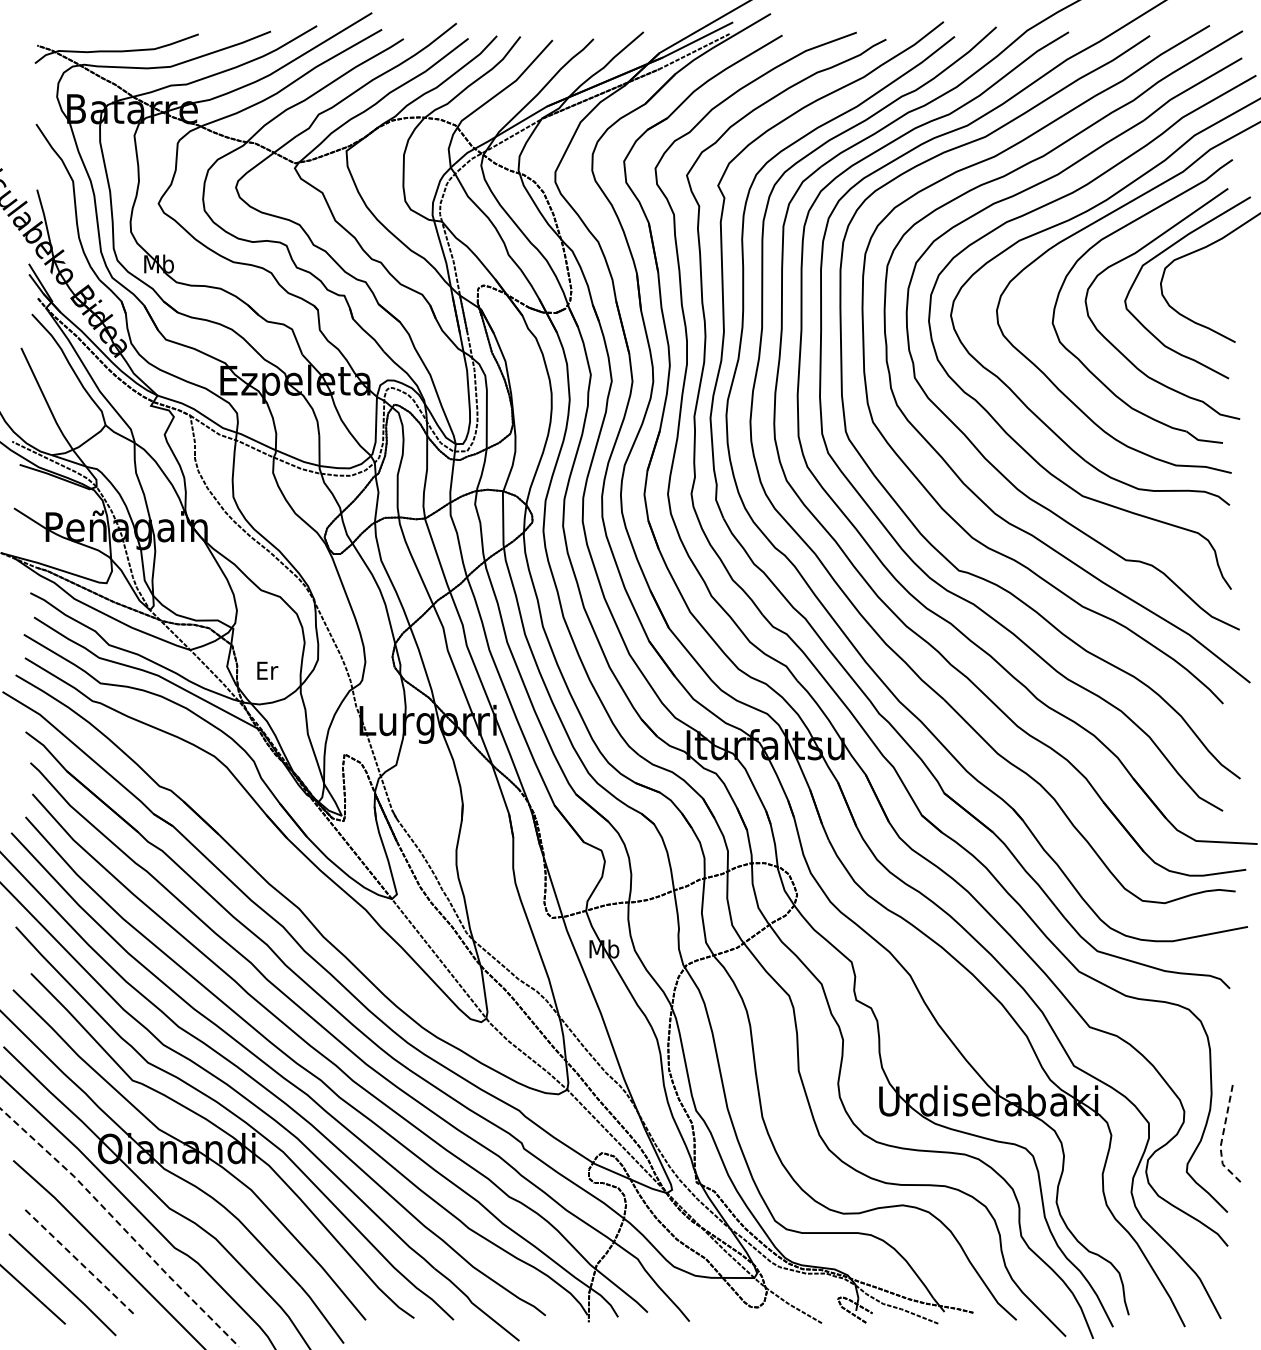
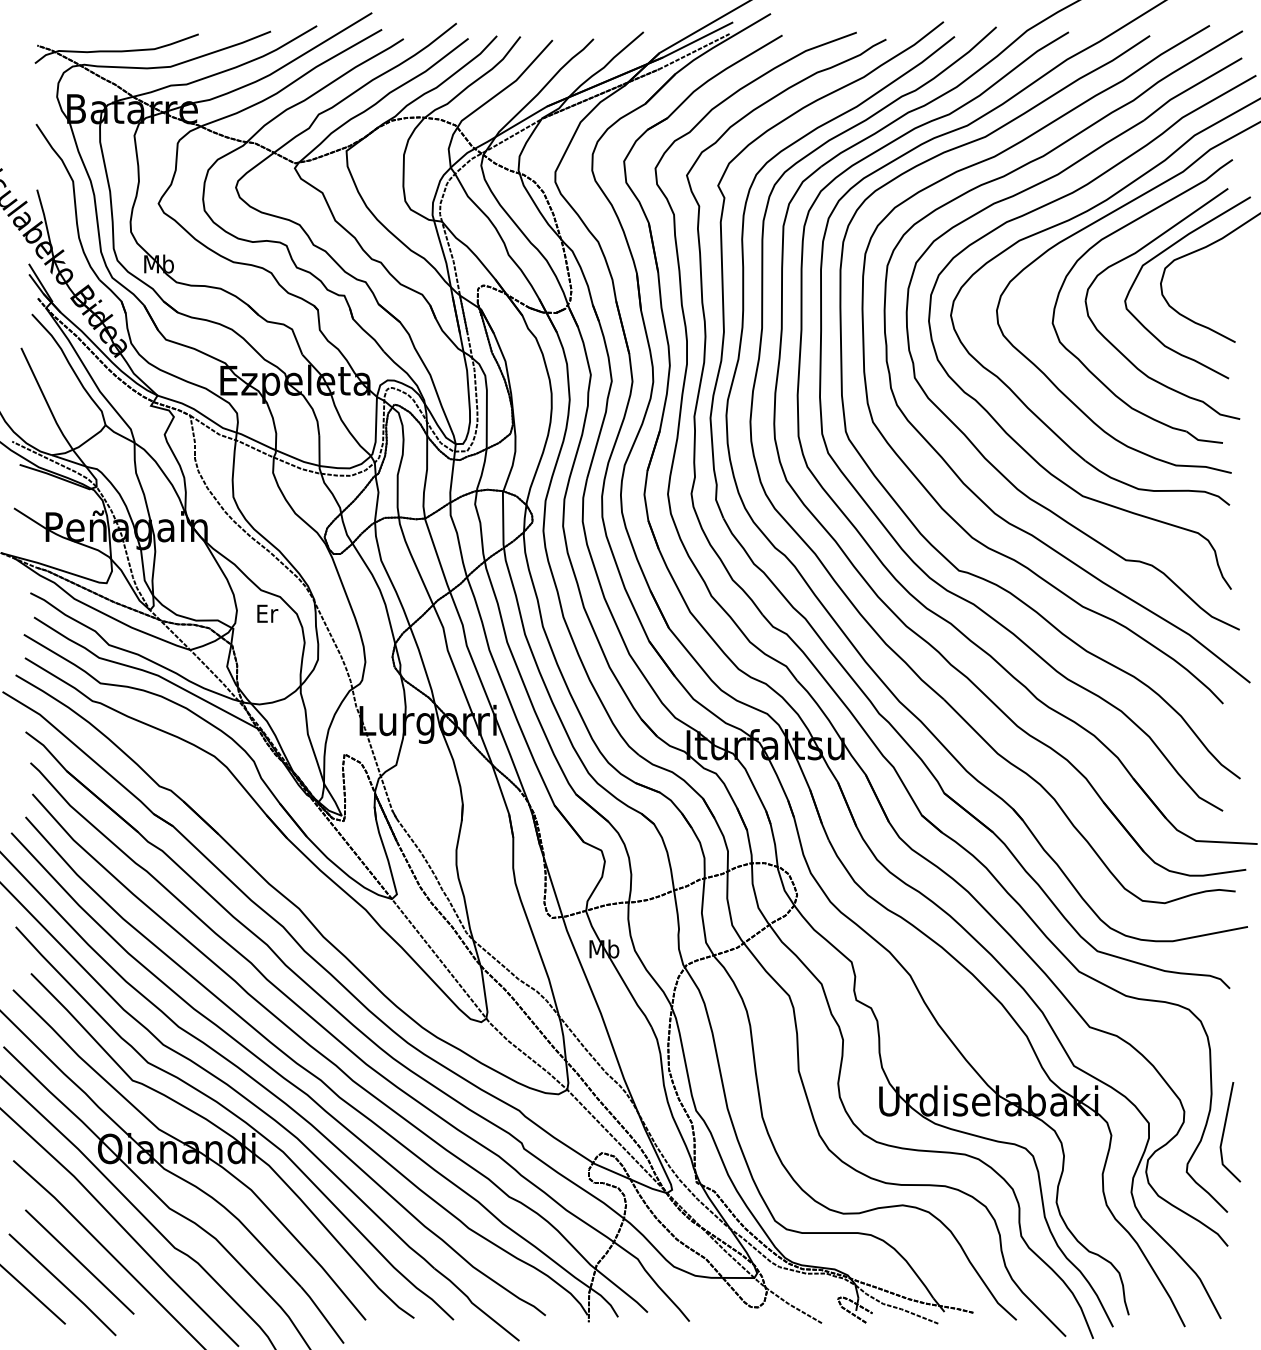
text position: (267, 670) -> (267, 613) (267, 613)
line: dashed -> solid (1222, 1136)
line: dashed -> solid (121, 1226)
line: dashed -> solid (80, 1262)
